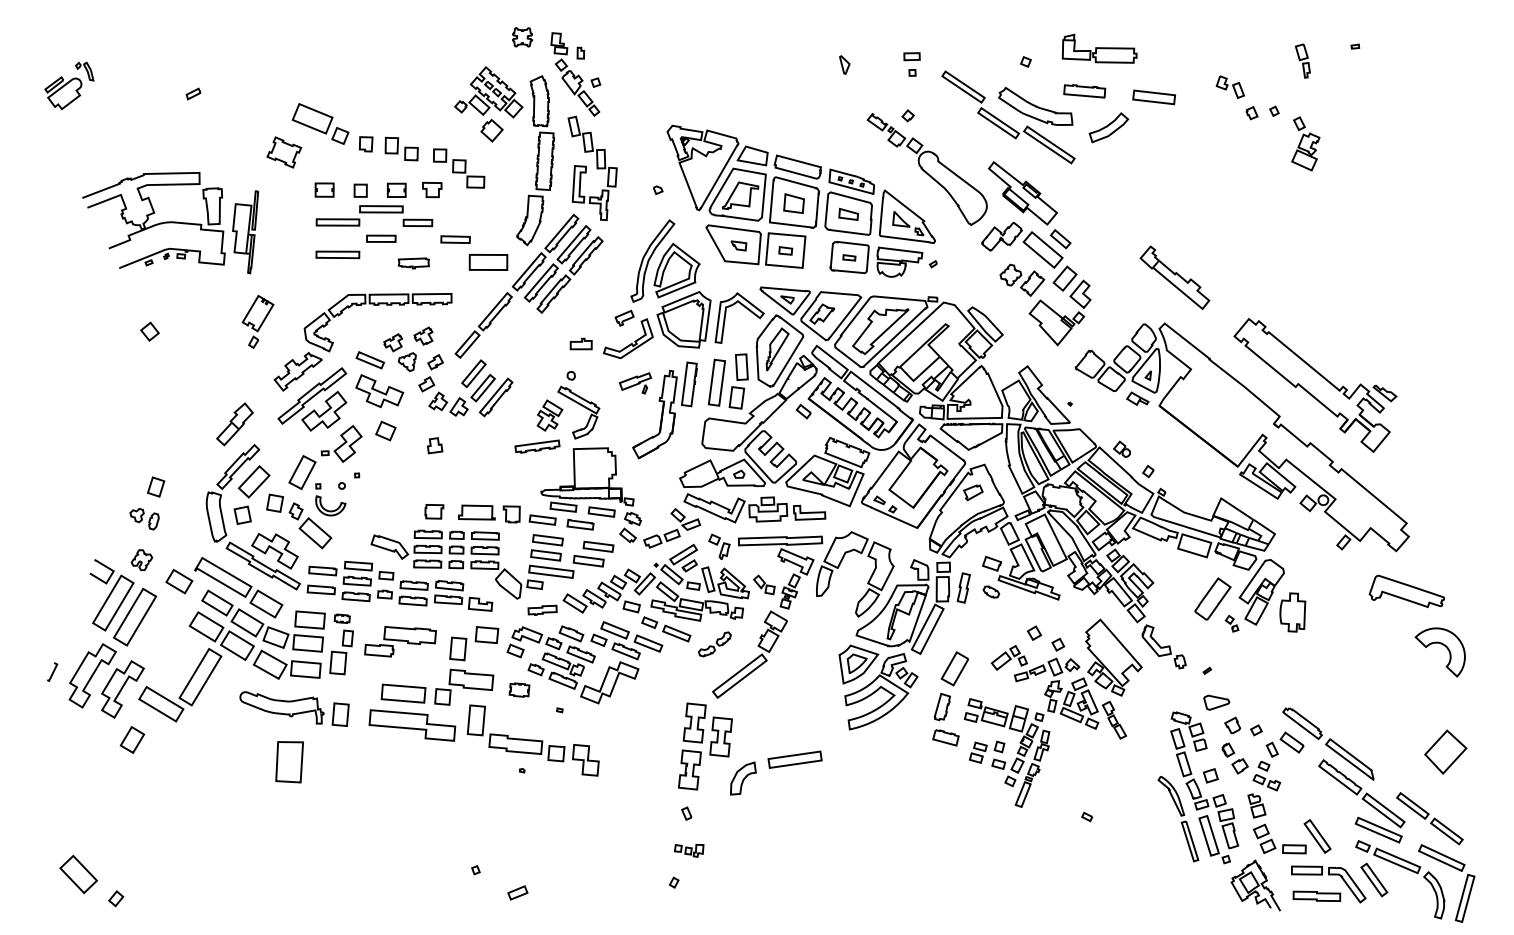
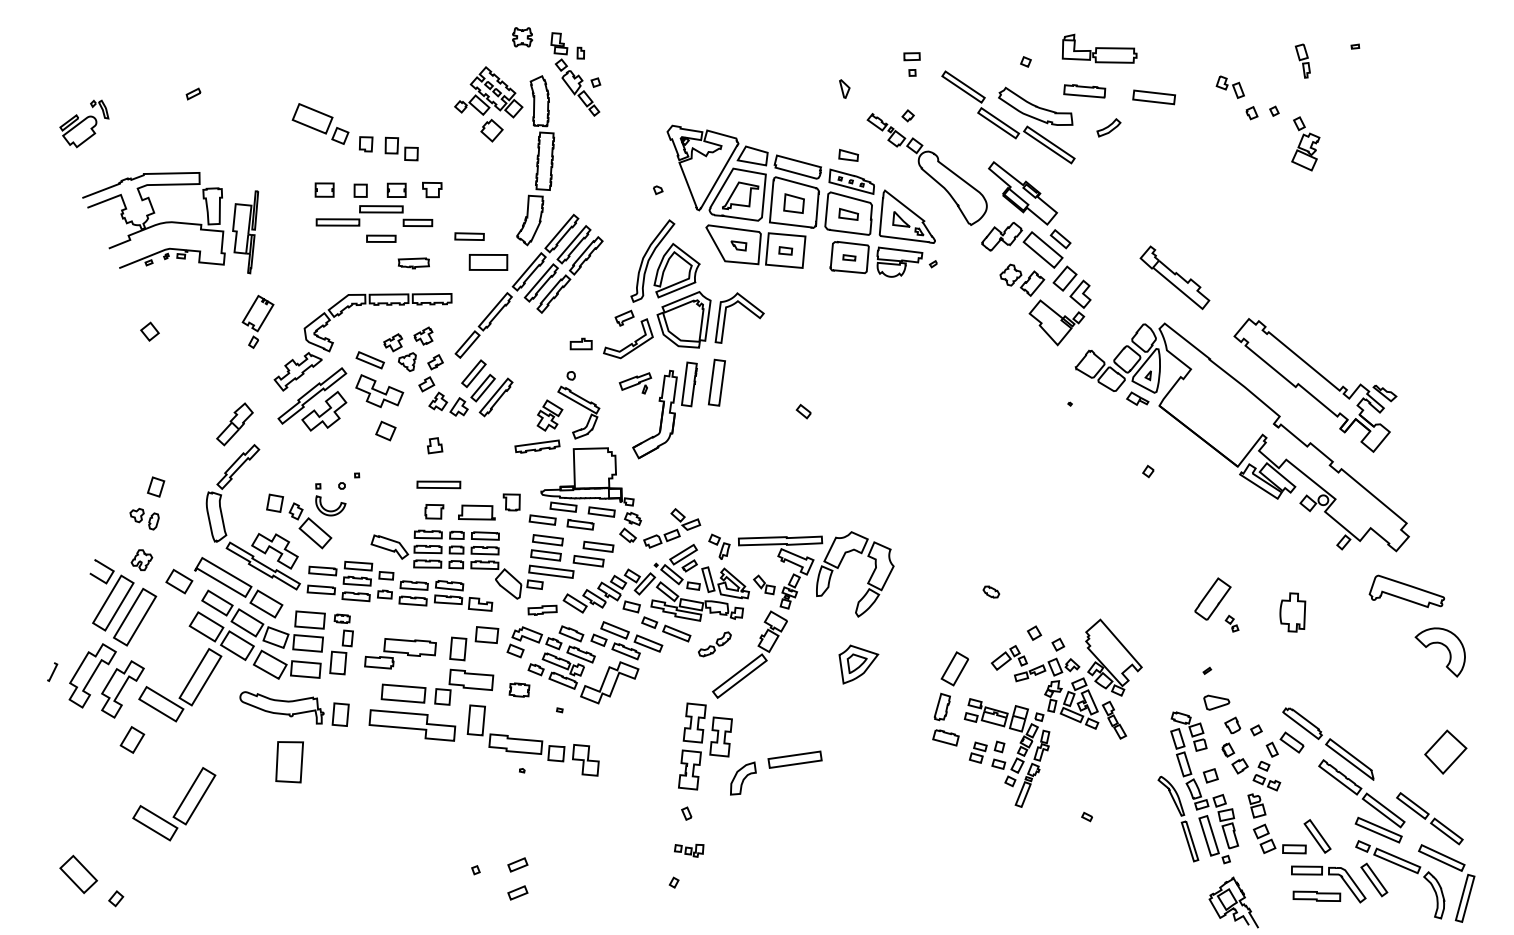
part position: (844, 64) -> (844, 88) (844, 88)
part position: (69, 85) -> (84, 123) (84, 123)
part size: 42x32 px -> 26x20 px (1108, 127)
part: present -> none (284, 152)
part: none -> present (848, 154)
part: present -> none (592, 167)
part: present -> none (459, 168)
part position: (455, 239) -> (469, 236) (469, 236)
part position: (337, 254) -> (438, 484) (438, 484)
part: present -> none (325, 457)
part: present -> none (251, 494)
part: present -> none (981, 508)
part position: (511, 514) -> (511, 502) (511, 502)
part position: (400, 641) -> (400, 653) (400, 653)
part: none -> present (174, 804)
part: none -> present (517, 864)
part position: (1255, 885) -> (1233, 902) (1233, 902)
